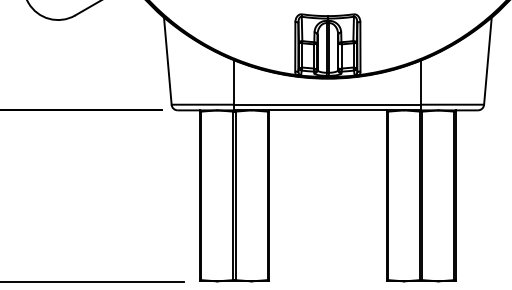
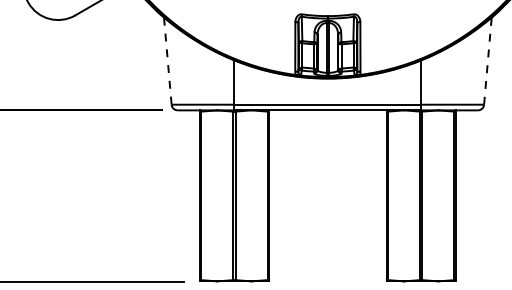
line: solid -> dashed (167, 61)
line: solid -> dashed (487, 61)
